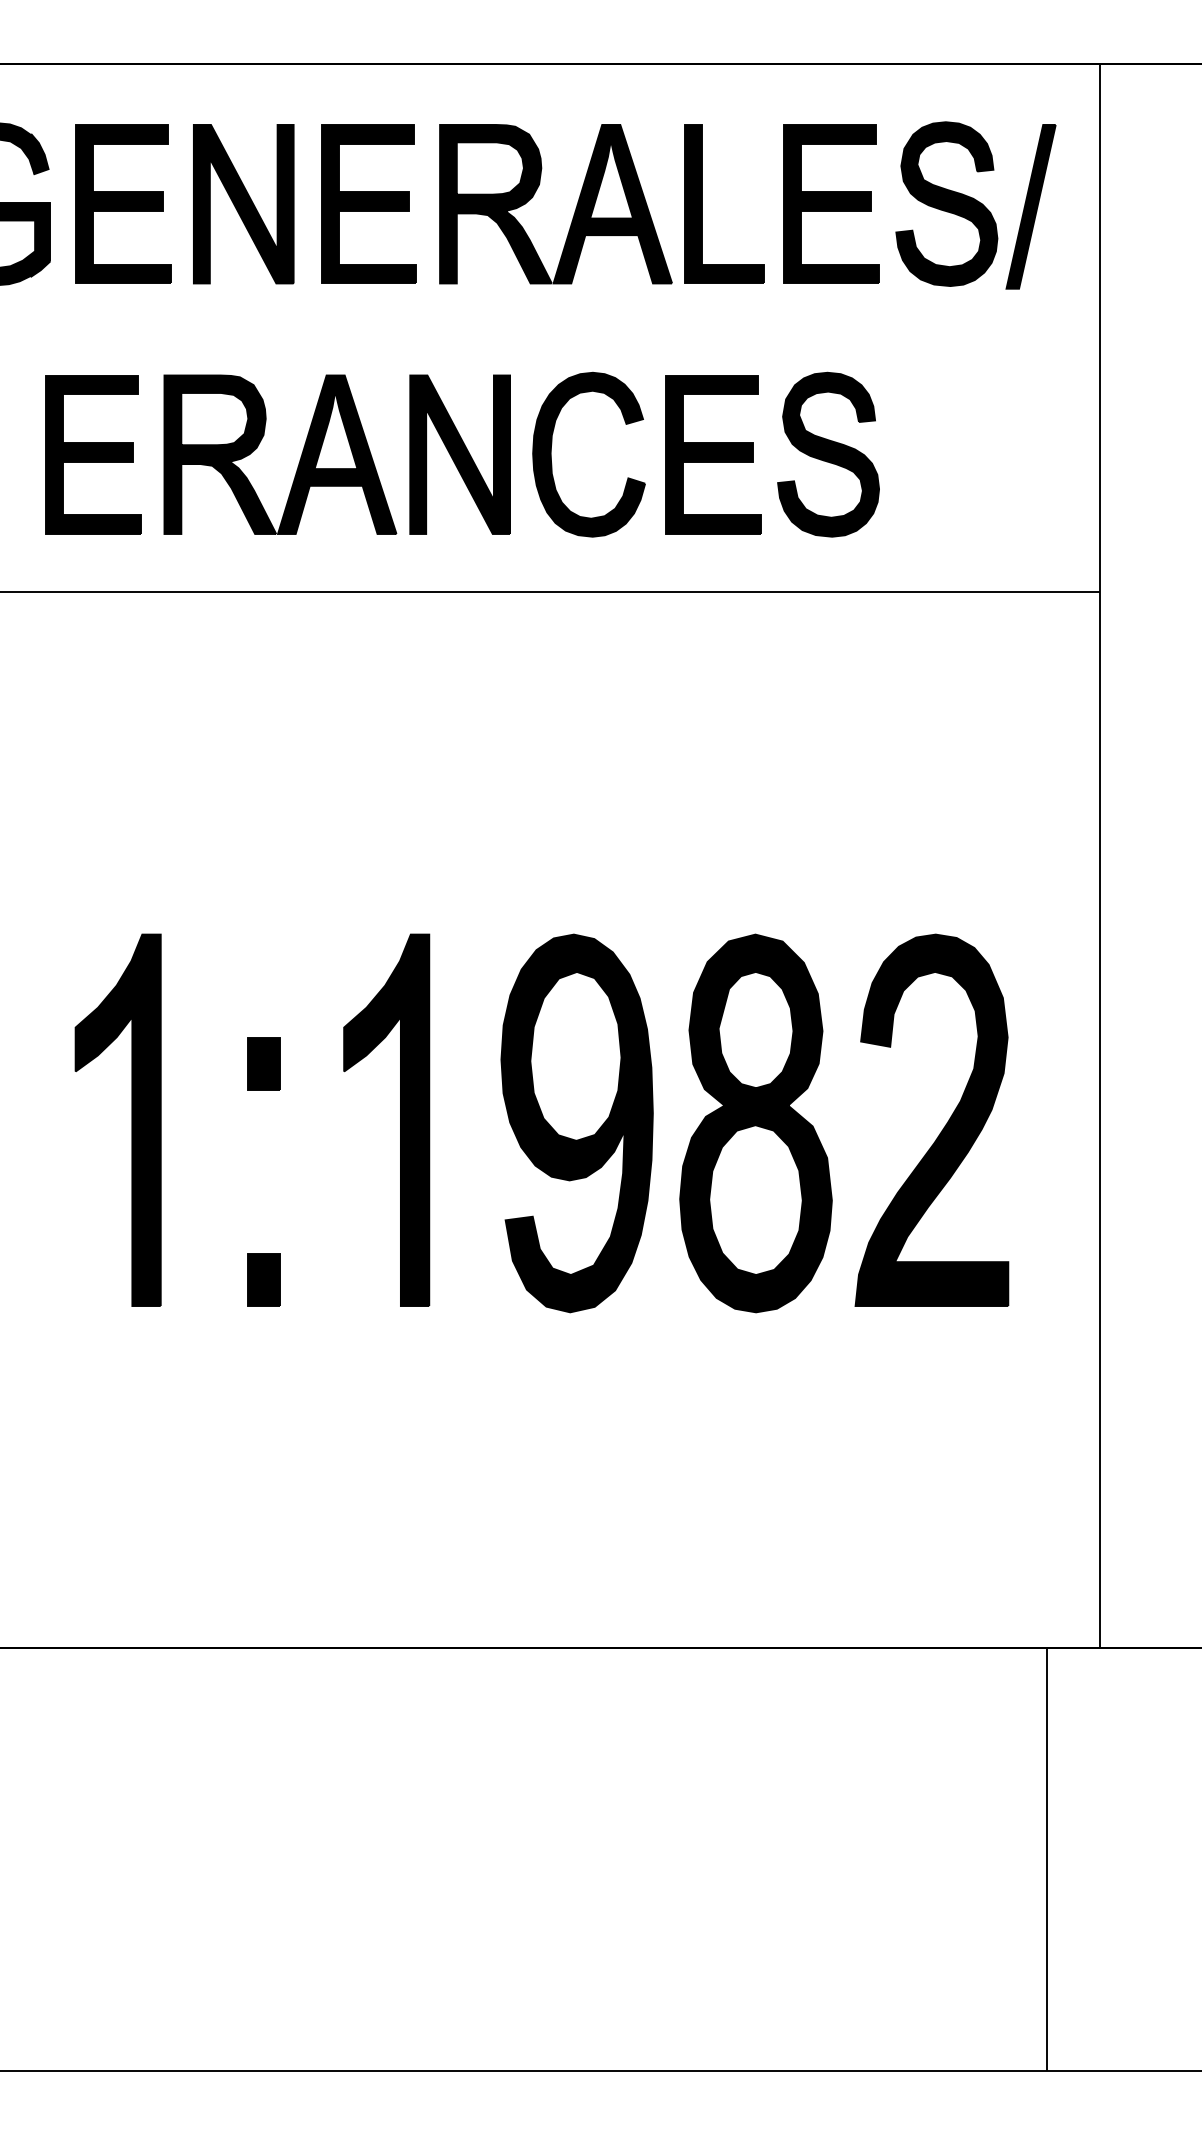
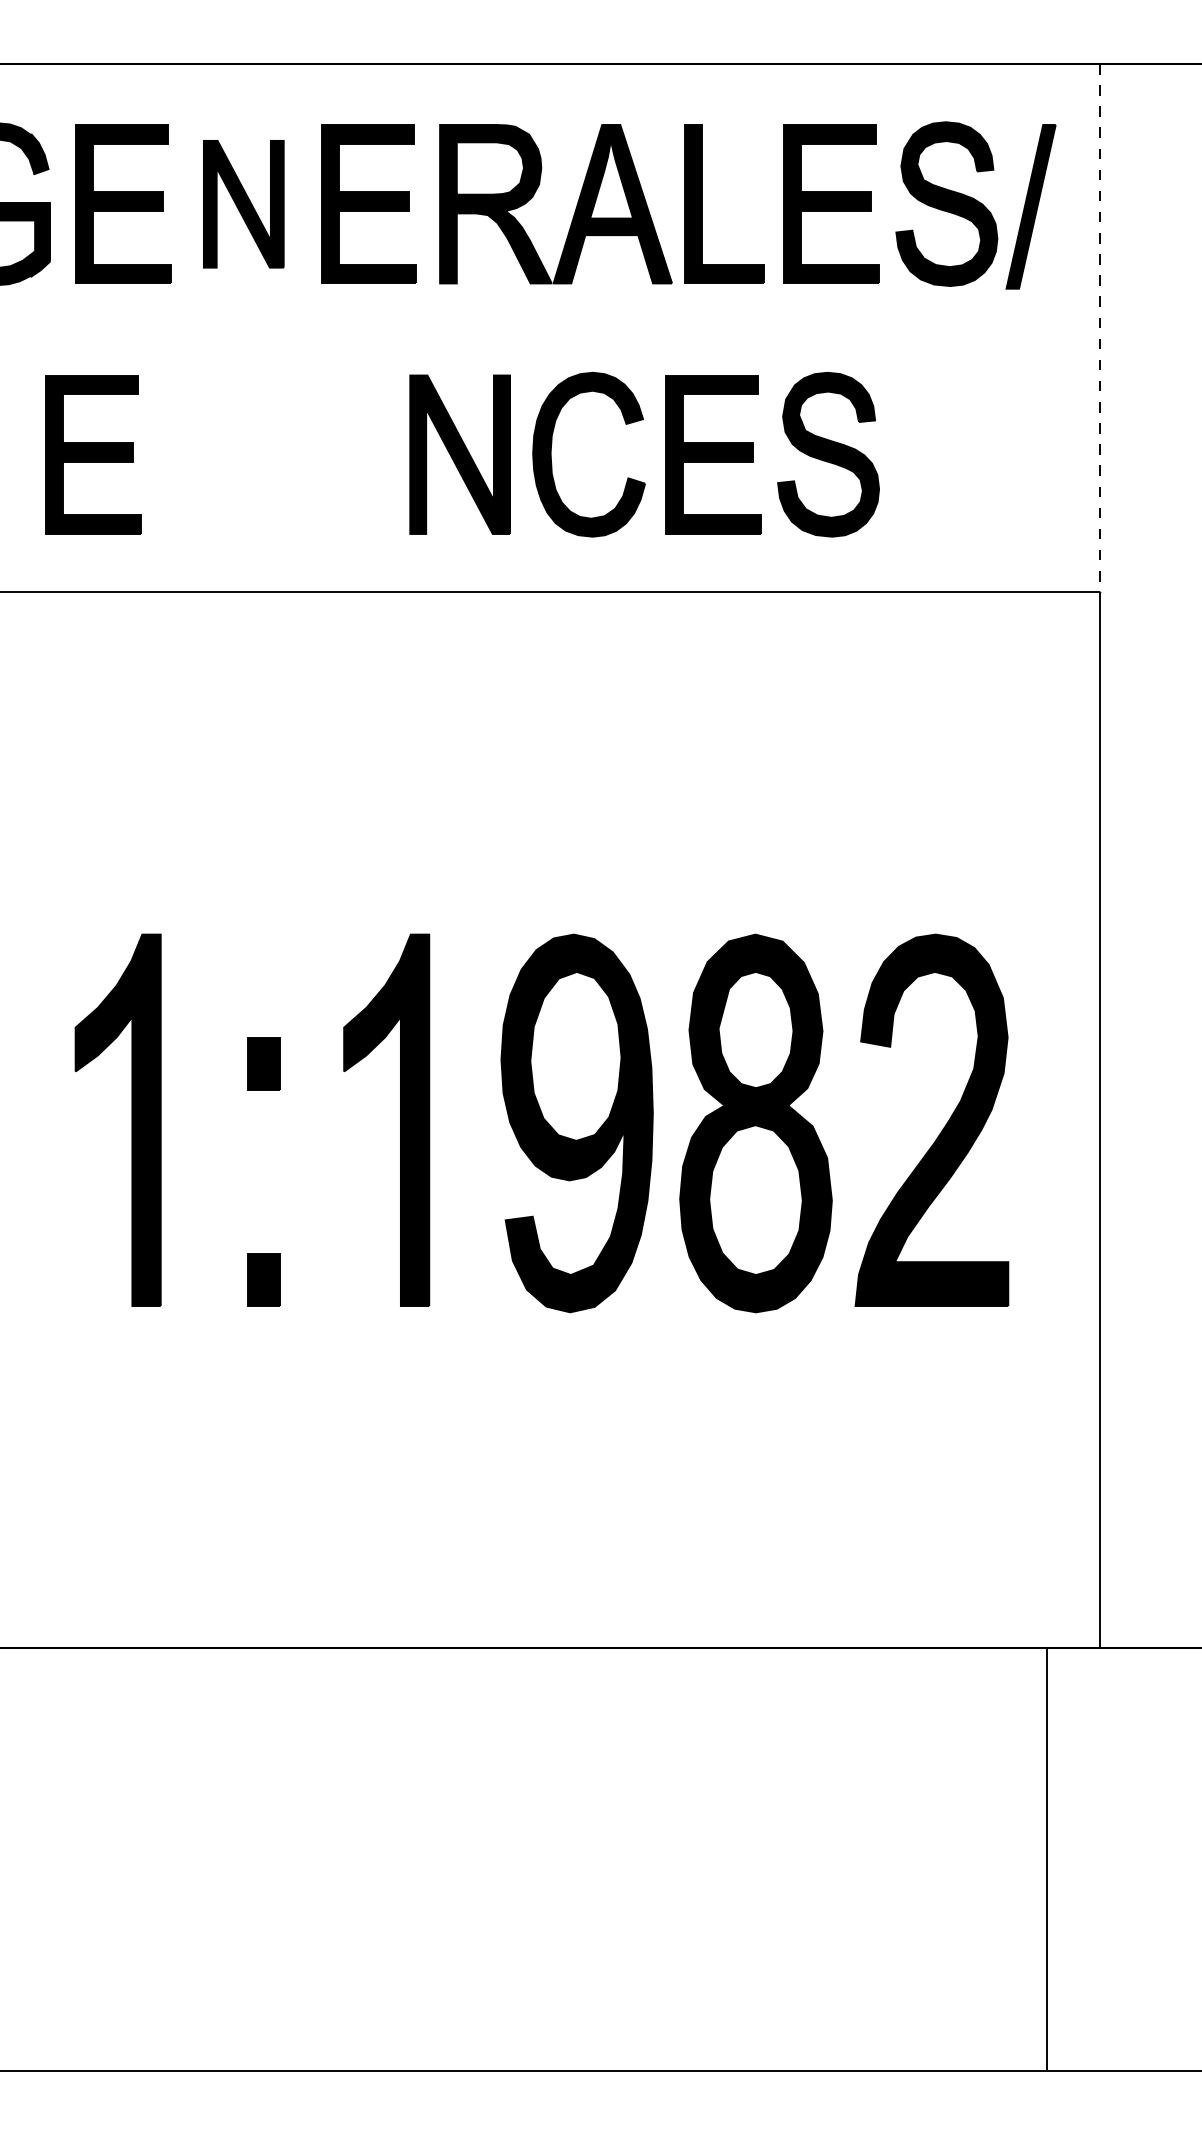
part size: 102x161 px -> 82x129 px (243, 204)
line: solid -> dashed (1099, 328)
part: present -> none (299, 460)
